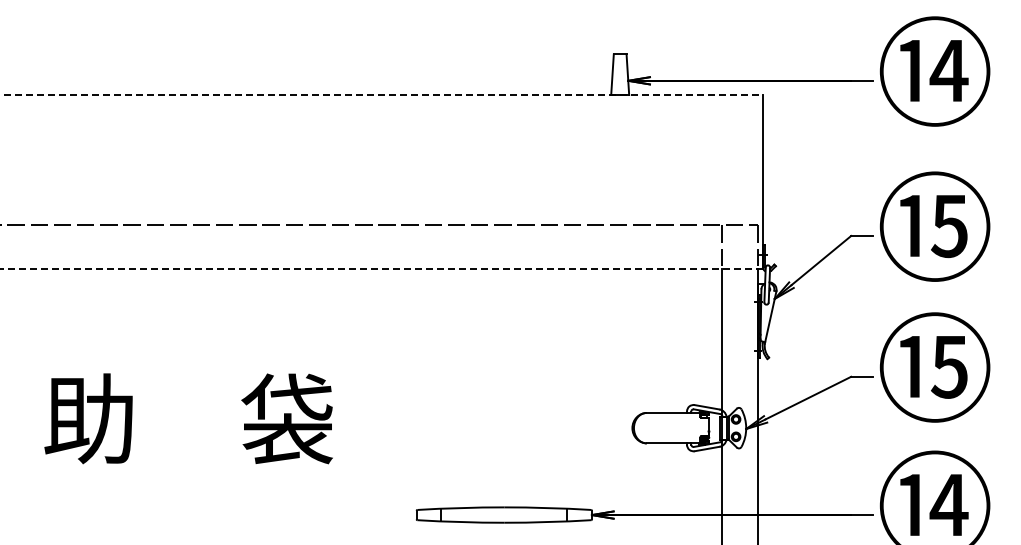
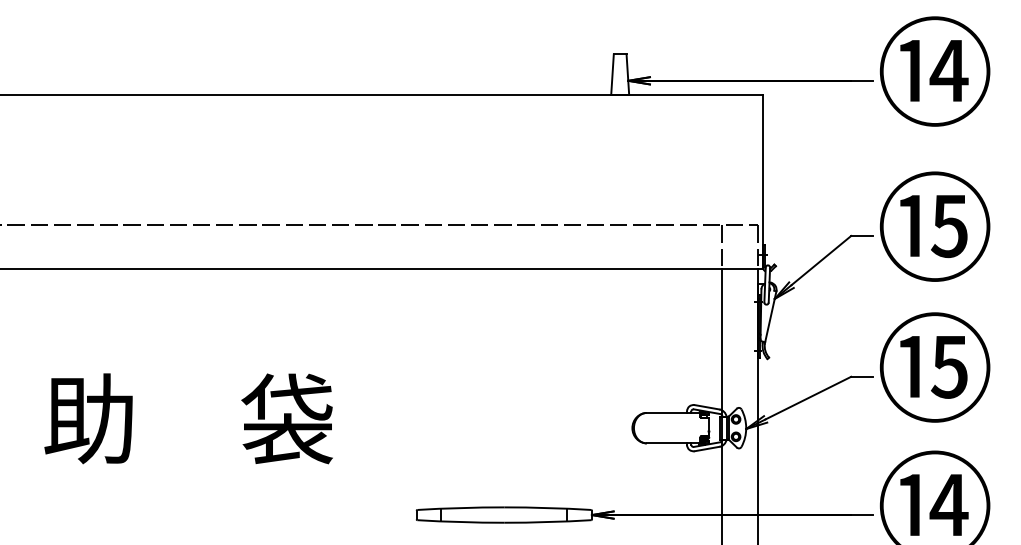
line: dashed -> solid (382, 94)
line: dashed -> solid (381, 268)
